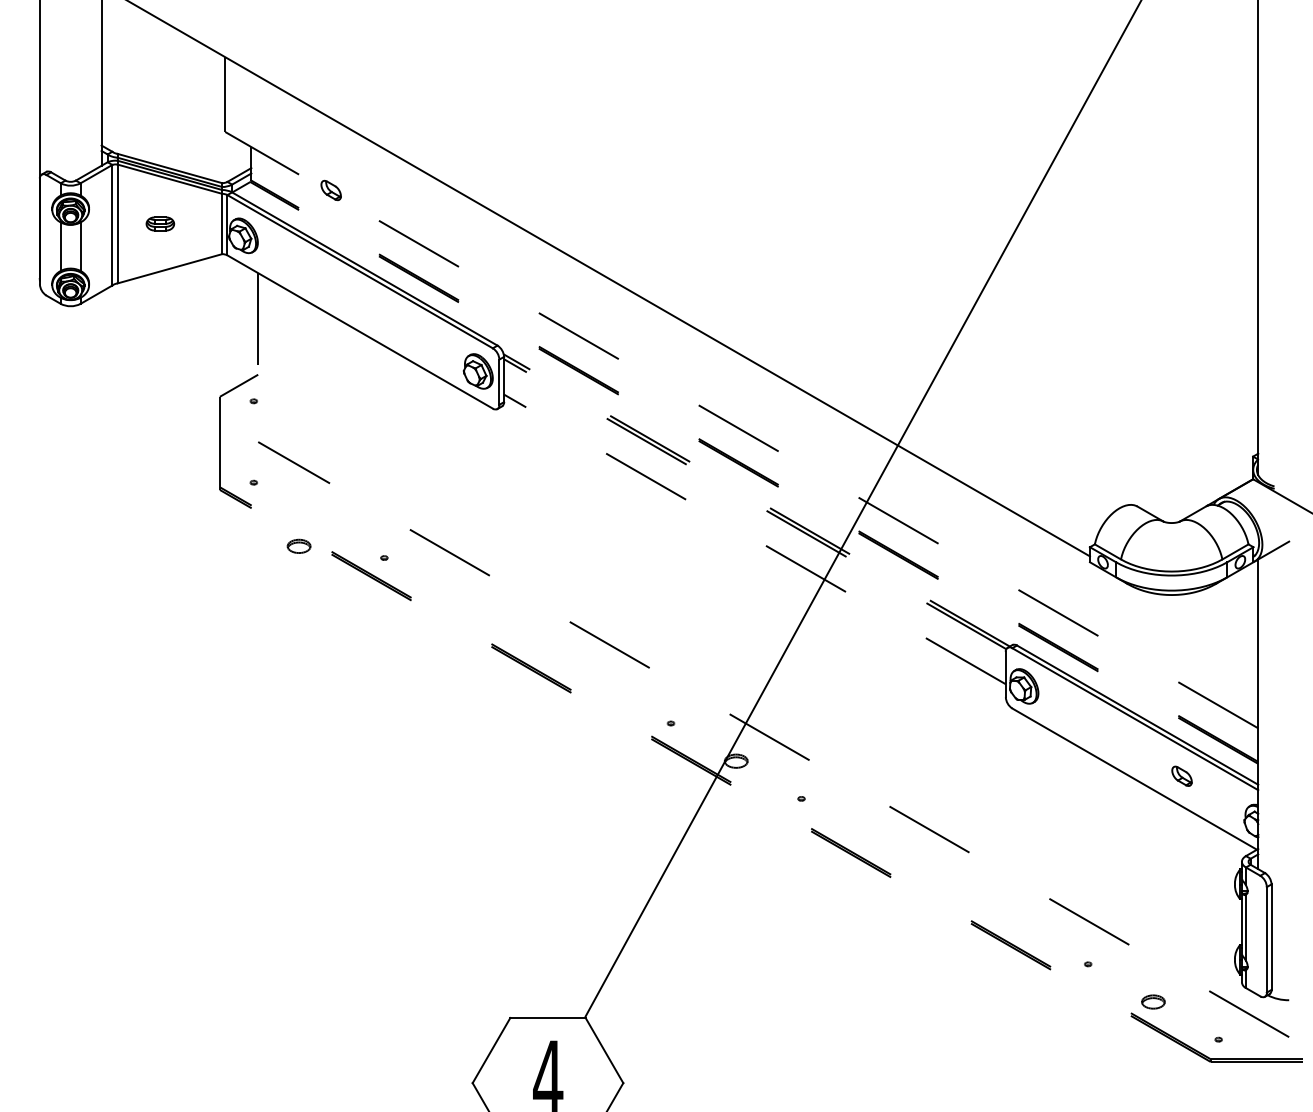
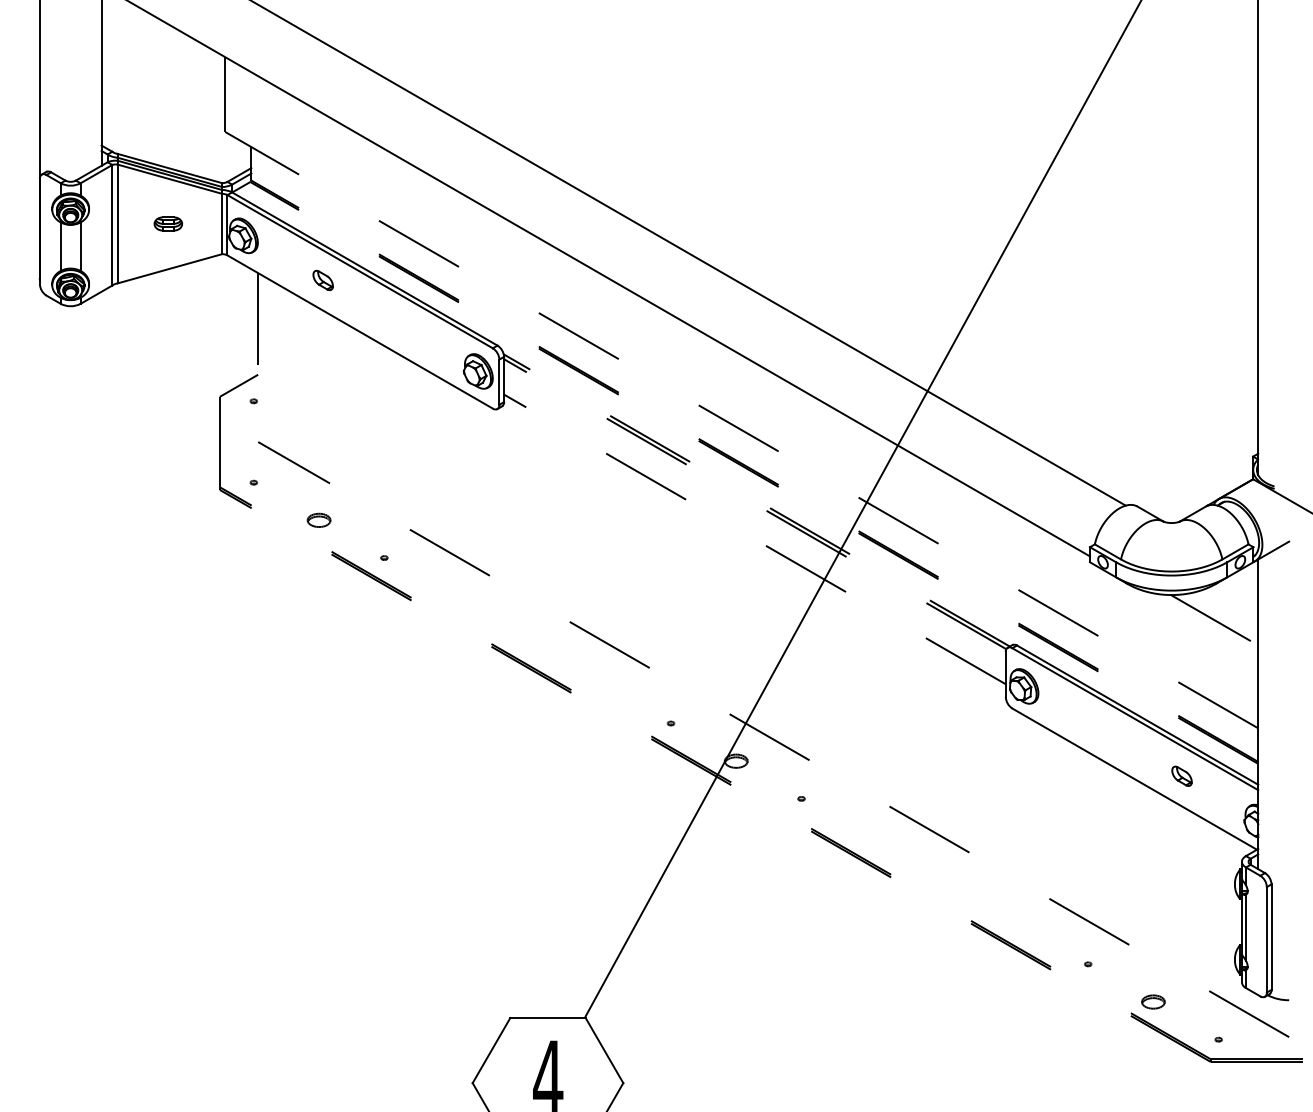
part position: (330, 190) -> (322, 280) (322, 280)
part position: (160, 223) -> (168, 223) (168, 223)
line: none -> present (689, 253)
part position: (298, 545) -> (318, 519) (318, 519)
line: none -> present (1214, 620)
